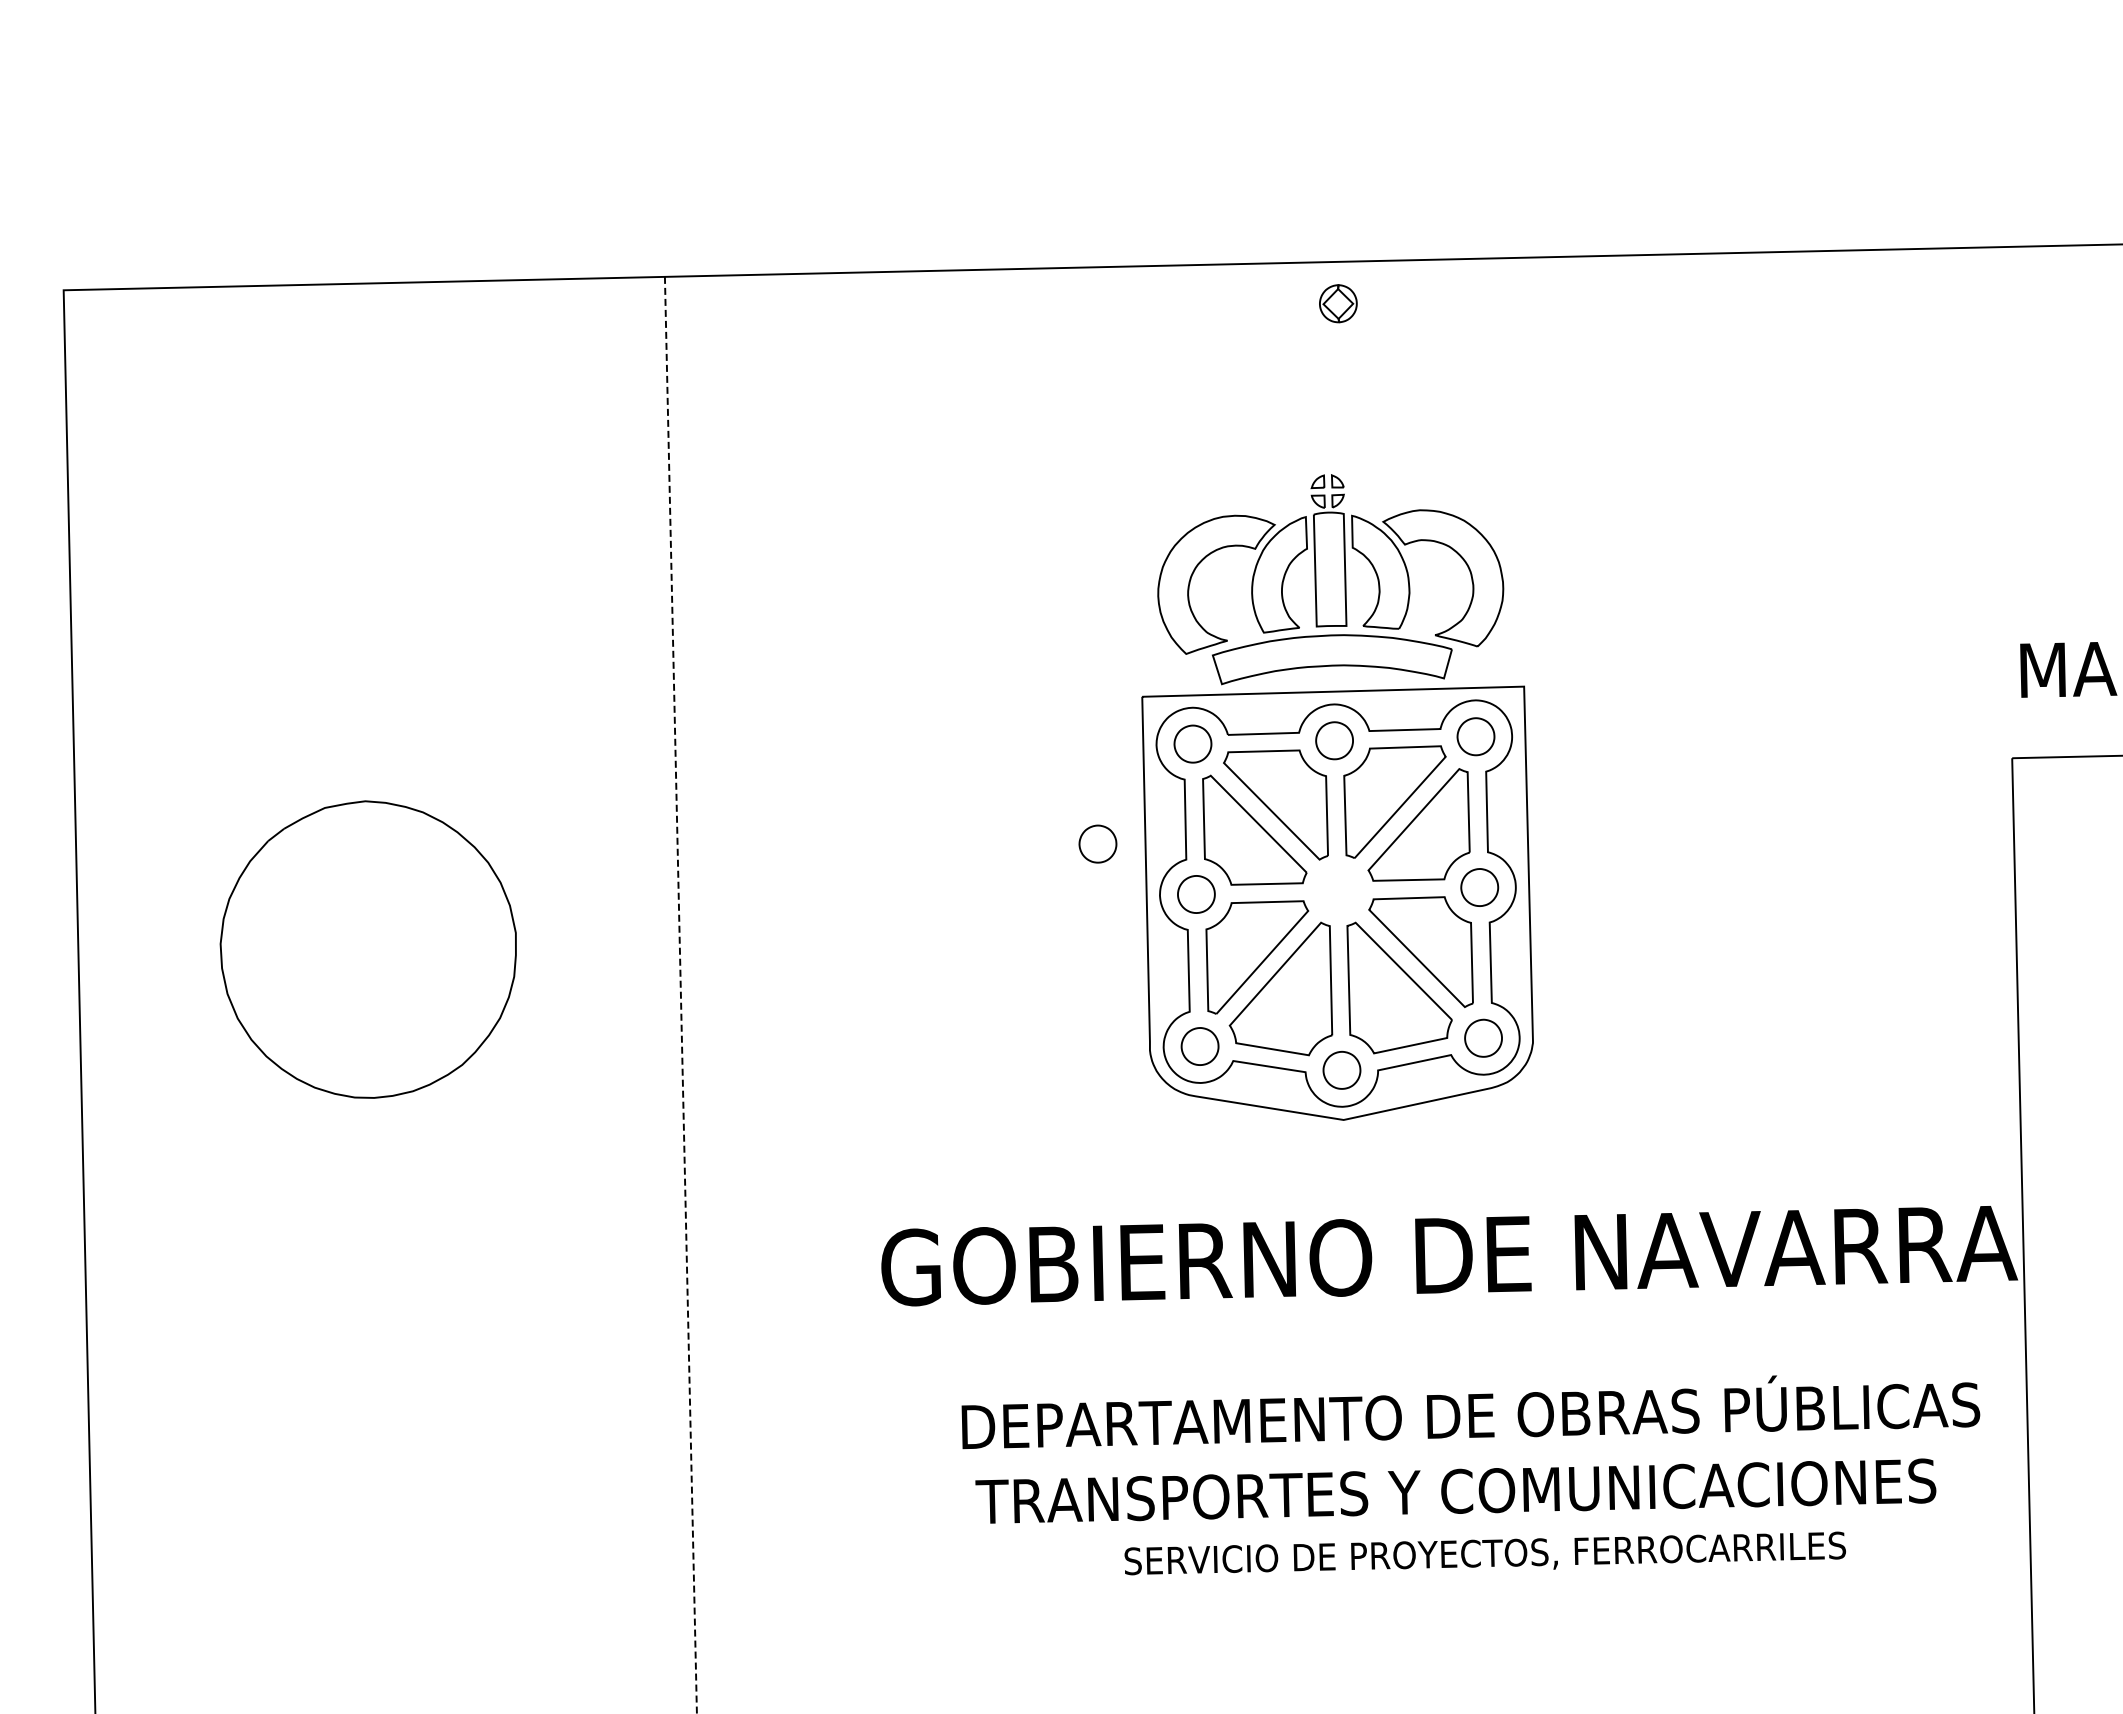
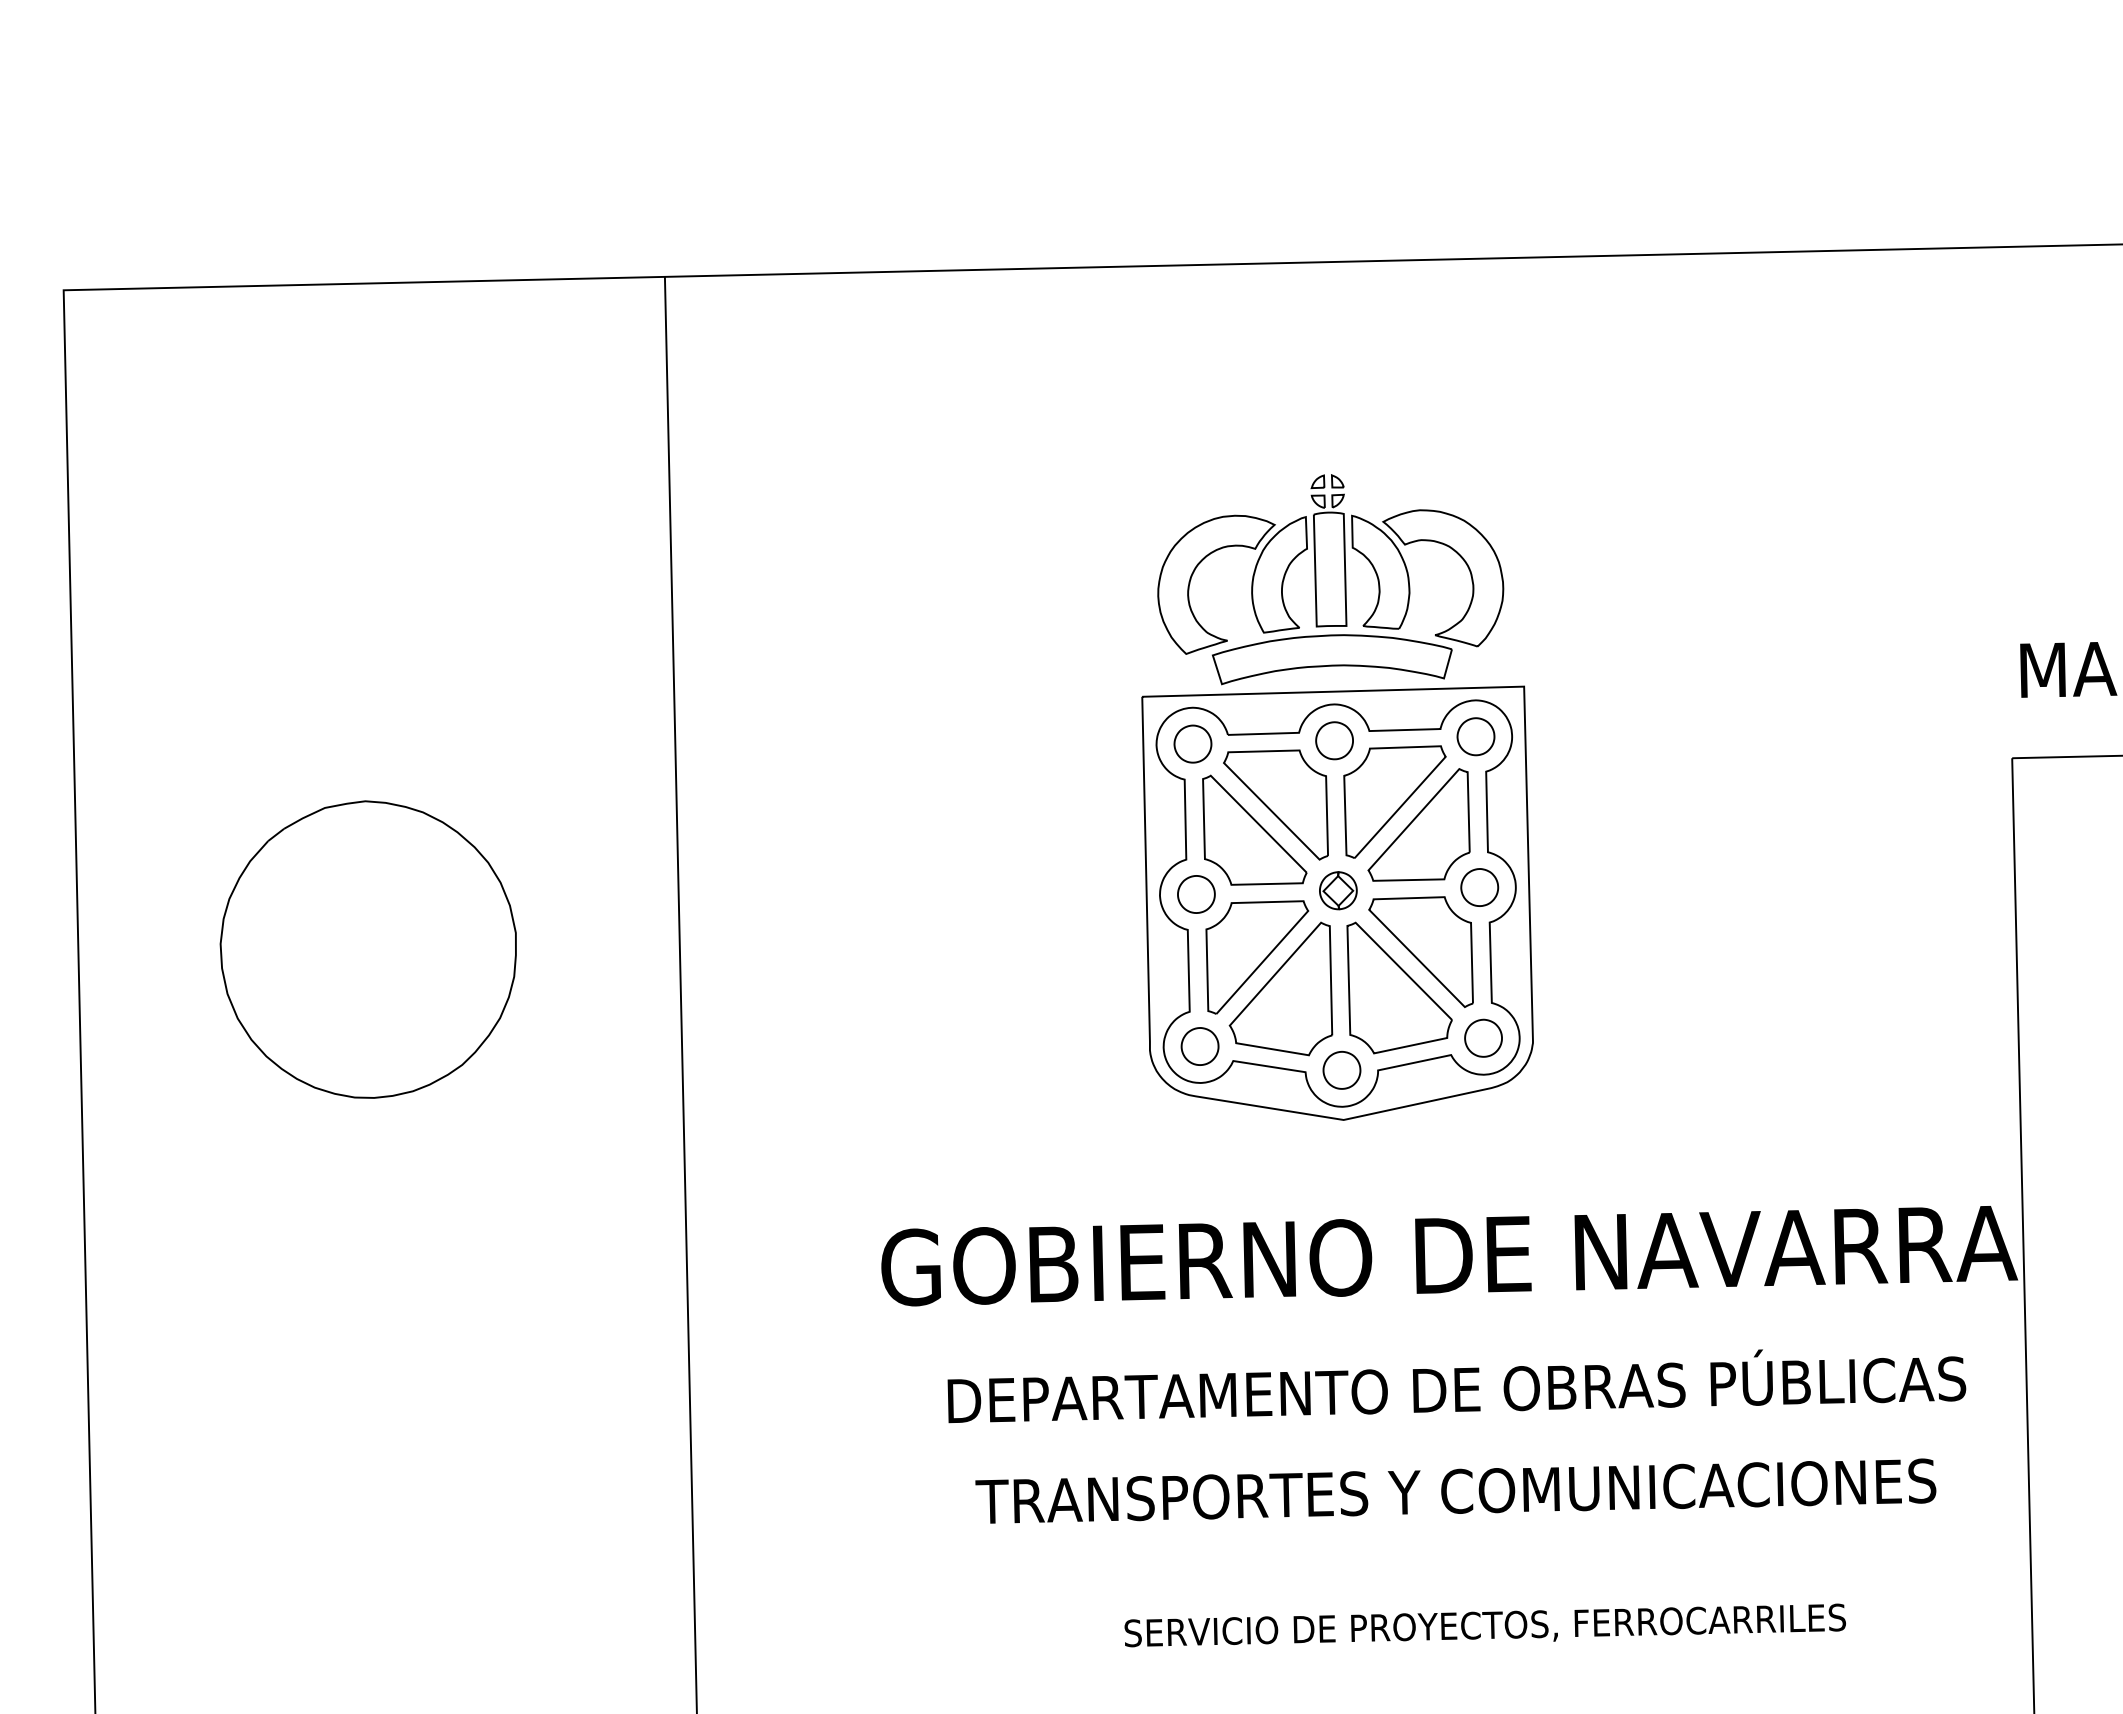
part position: (1338, 303) -> (1338, 890) (1338, 890)
part: present -> none (1097, 843)
line: dashed -> solid (680, 994)
text position: (1470, 1412) -> (1456, 1386) (1456, 1386)
text position: (1484, 1553) -> (1484, 1625) (1484, 1625)
